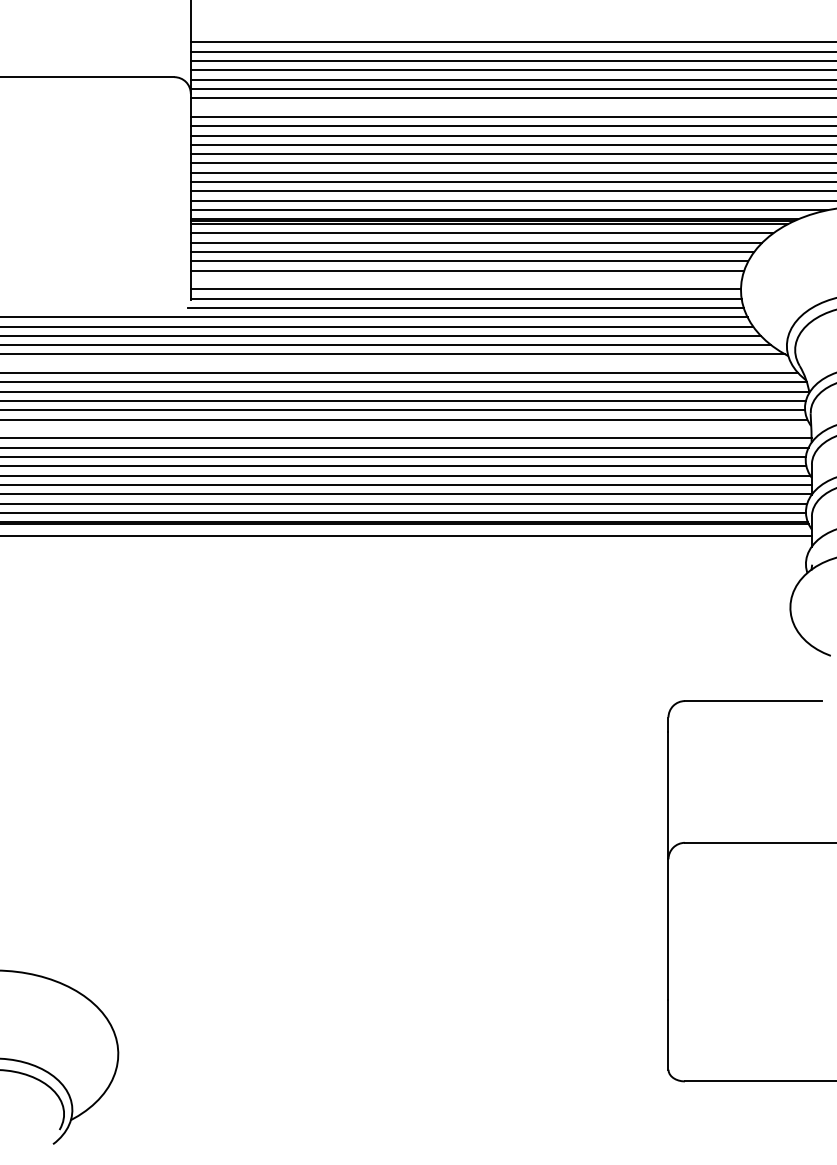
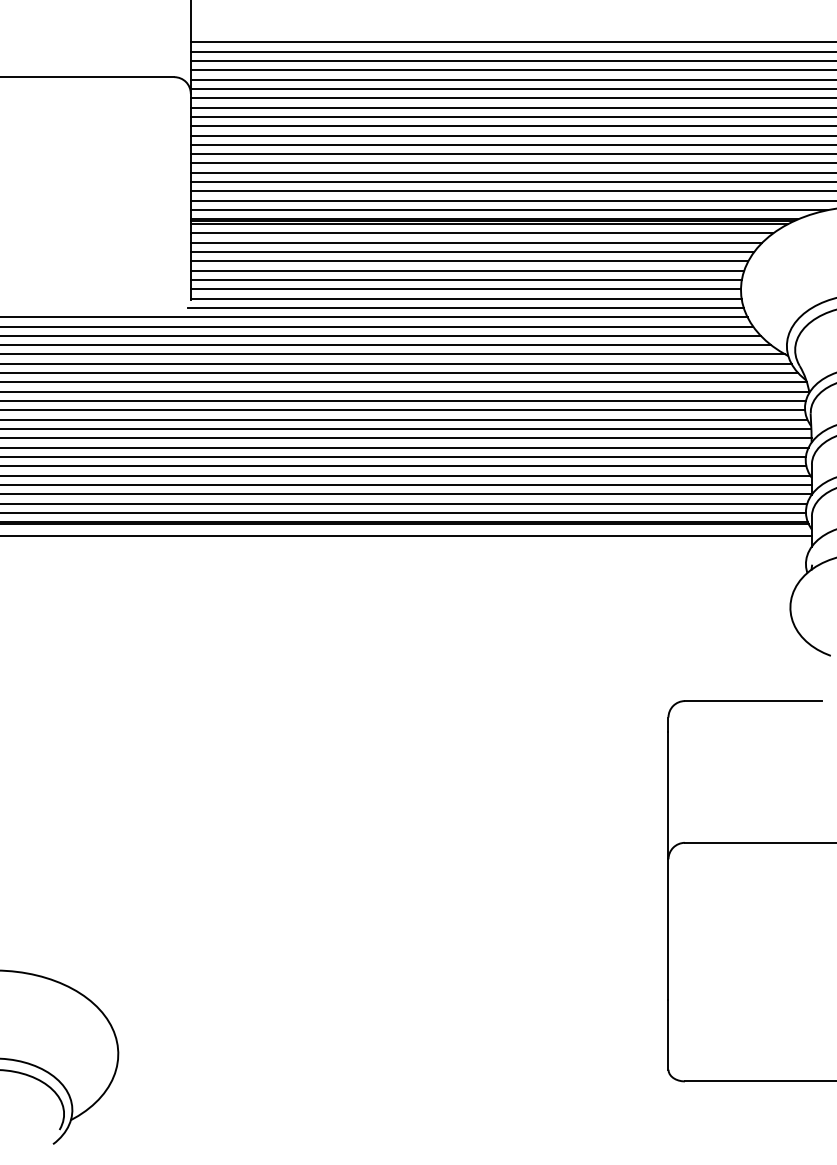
line: none -> present (511, 107)
line: none -> present (465, 279)
line: none -> present (396, 363)
line: none -> present (406, 429)
